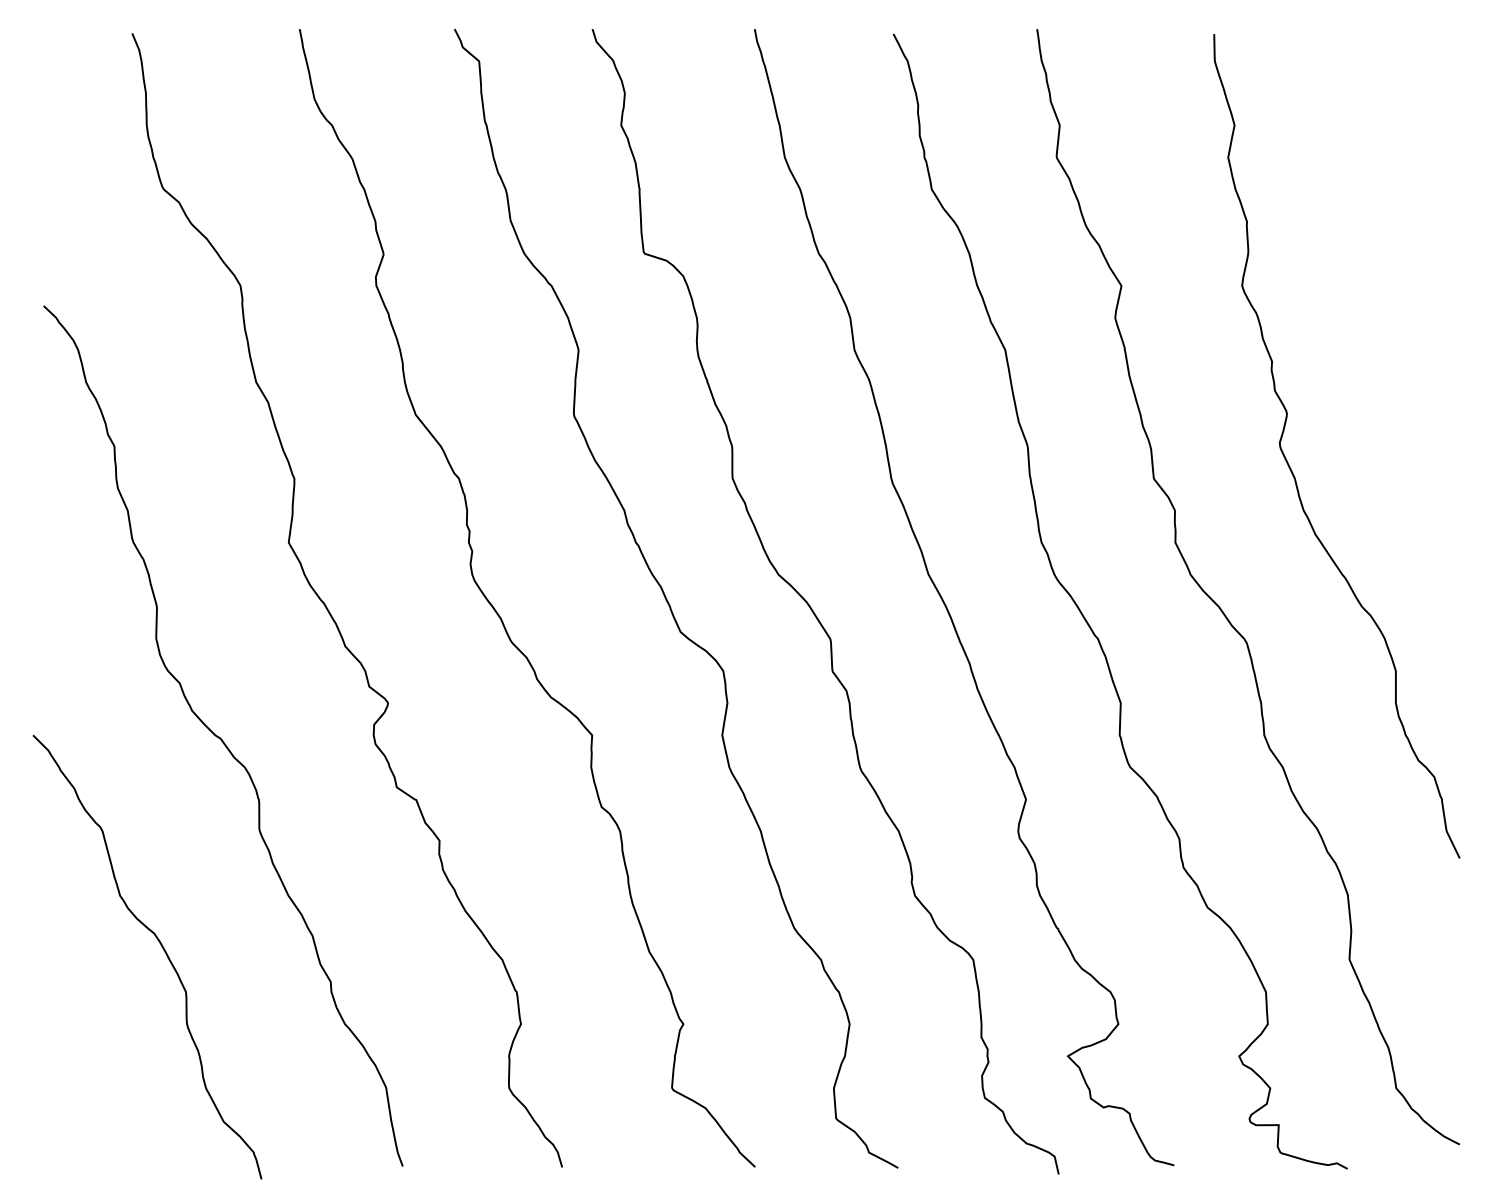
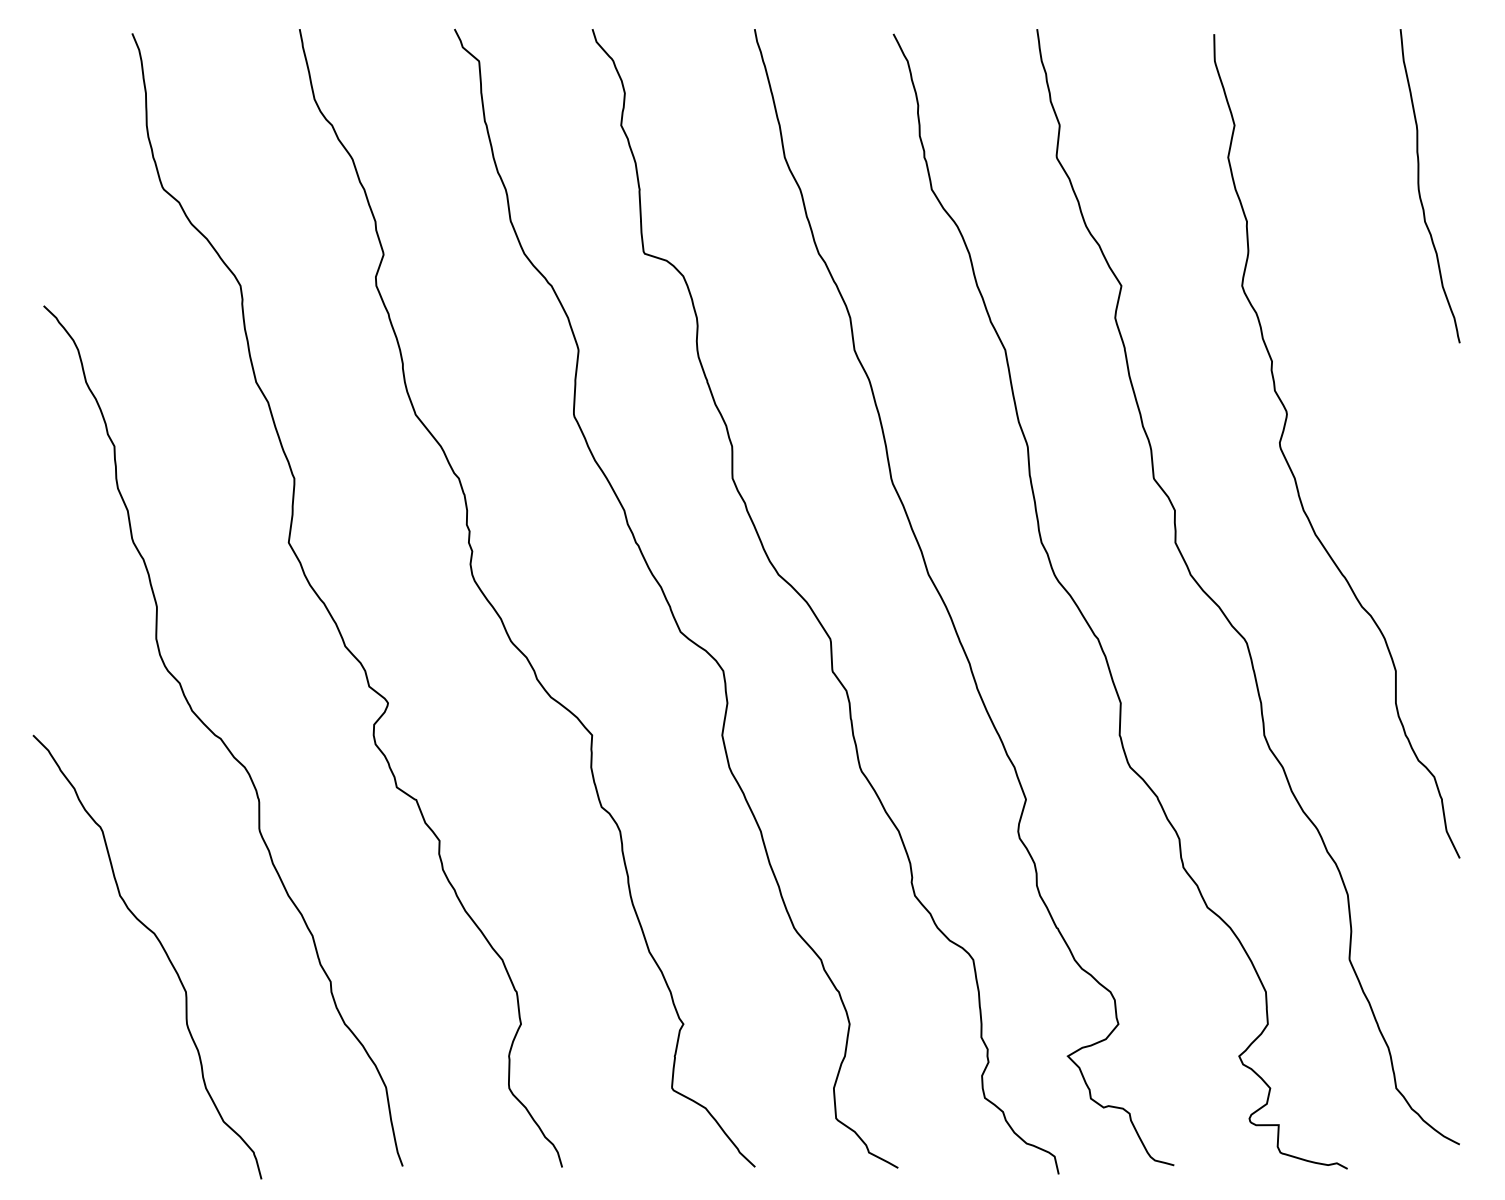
curve: none -> present (1419, 186)
